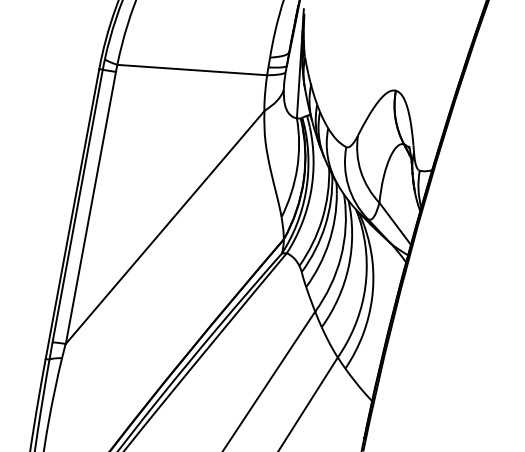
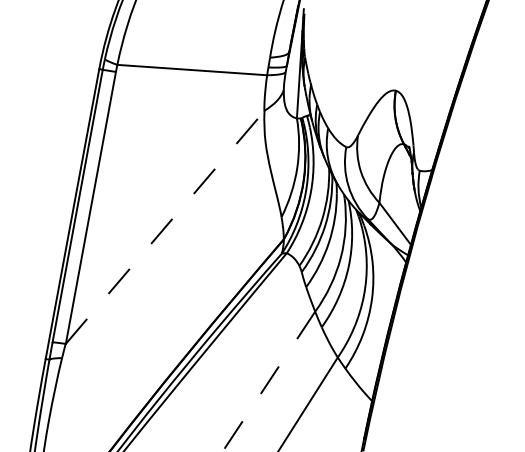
line: solid -> dashed (165, 227)
line: solid -> dashed (268, 381)
